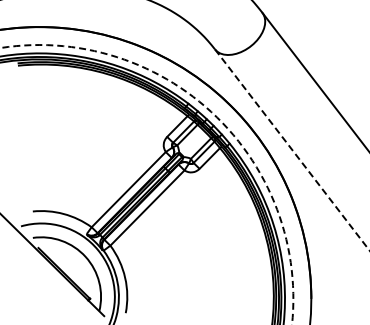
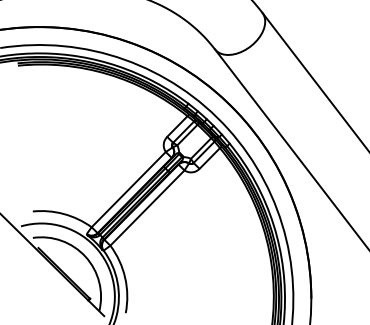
arc: dashed -> solid (214, 114)
line: dashed -> solid (292, 150)
